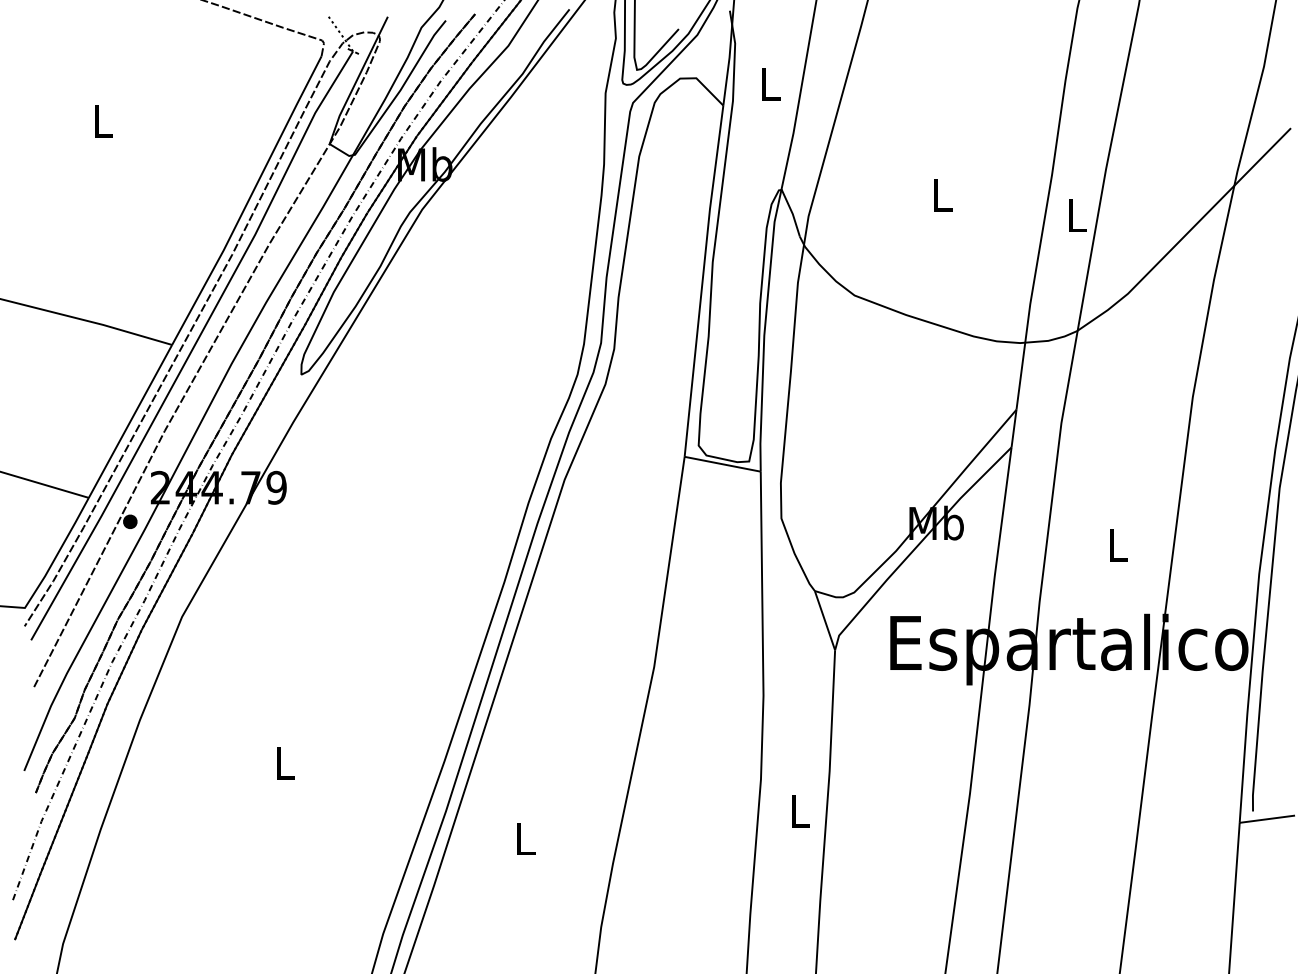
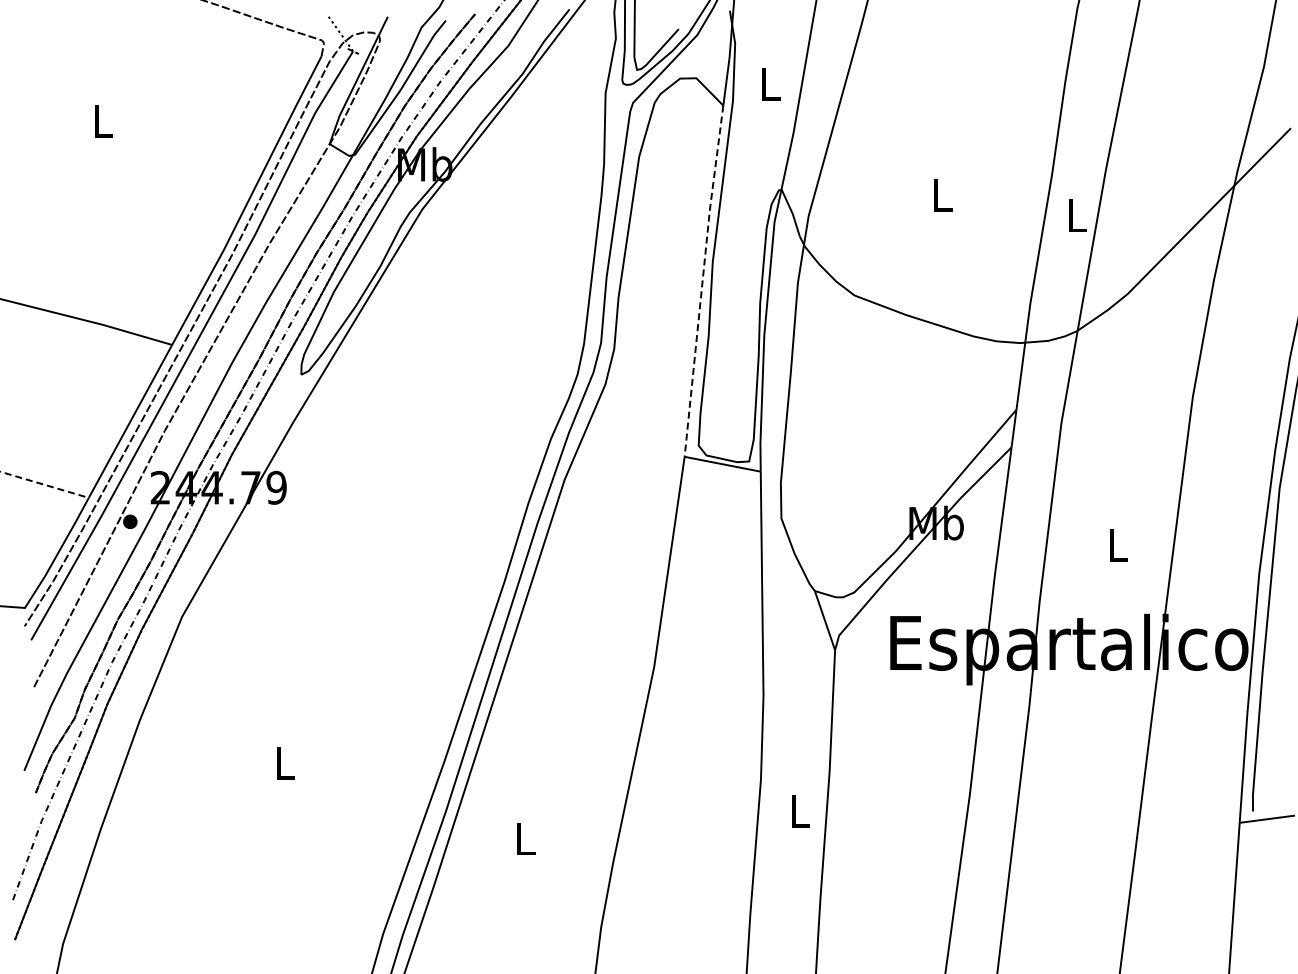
line: solid -> dashed (702, 280)
line: solid -> dashed (45, 484)
